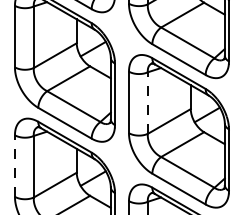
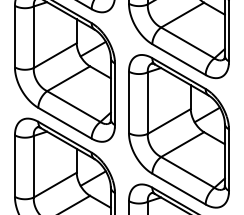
line: dashed -> solid (147, 103)
line: dashed -> solid (14, 166)
